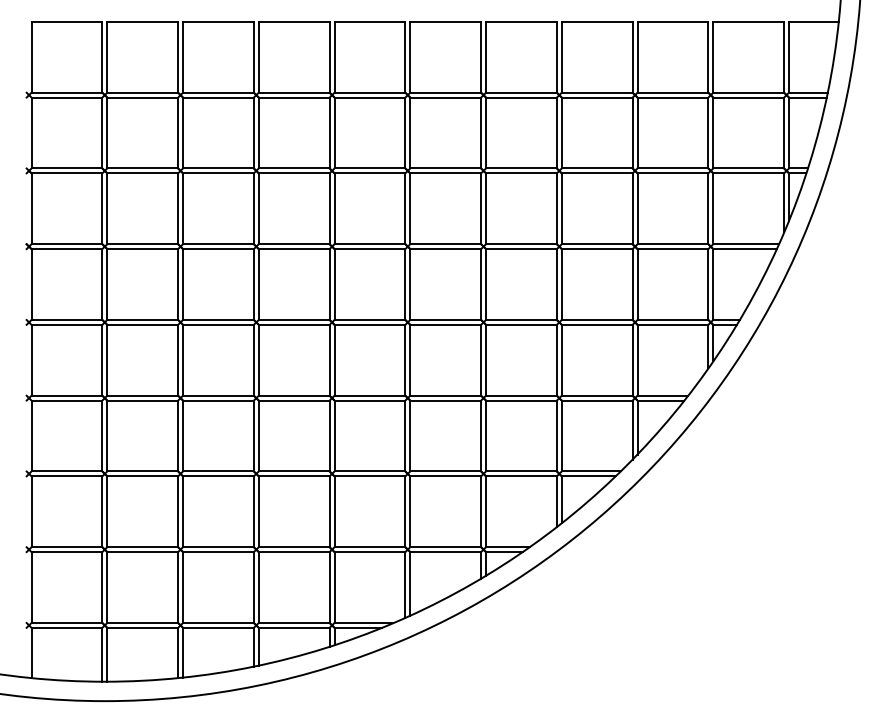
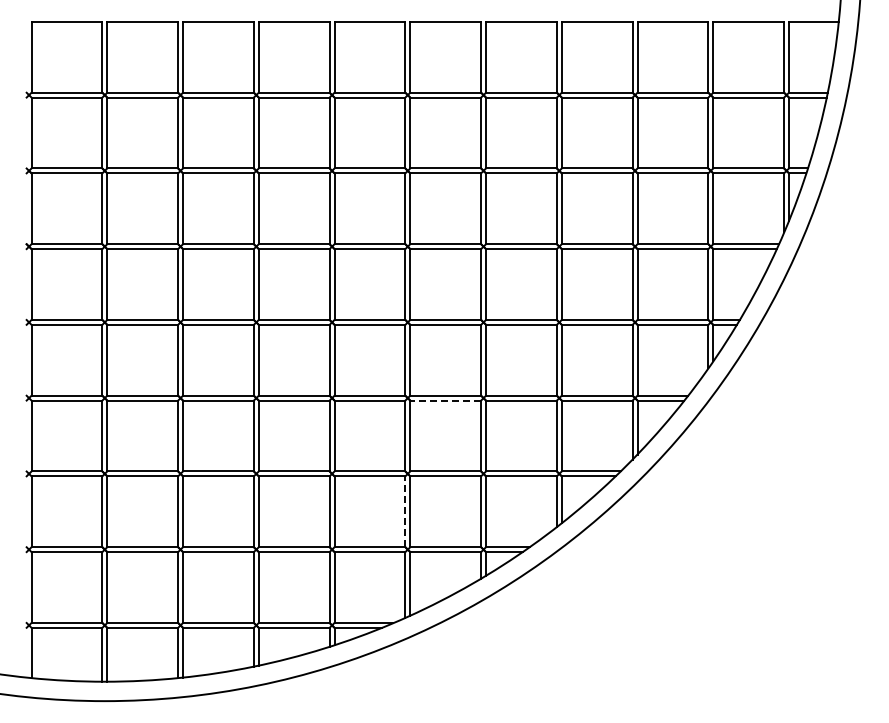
line: solid -> dashed (445, 400)
line: solid -> dashed (405, 511)
